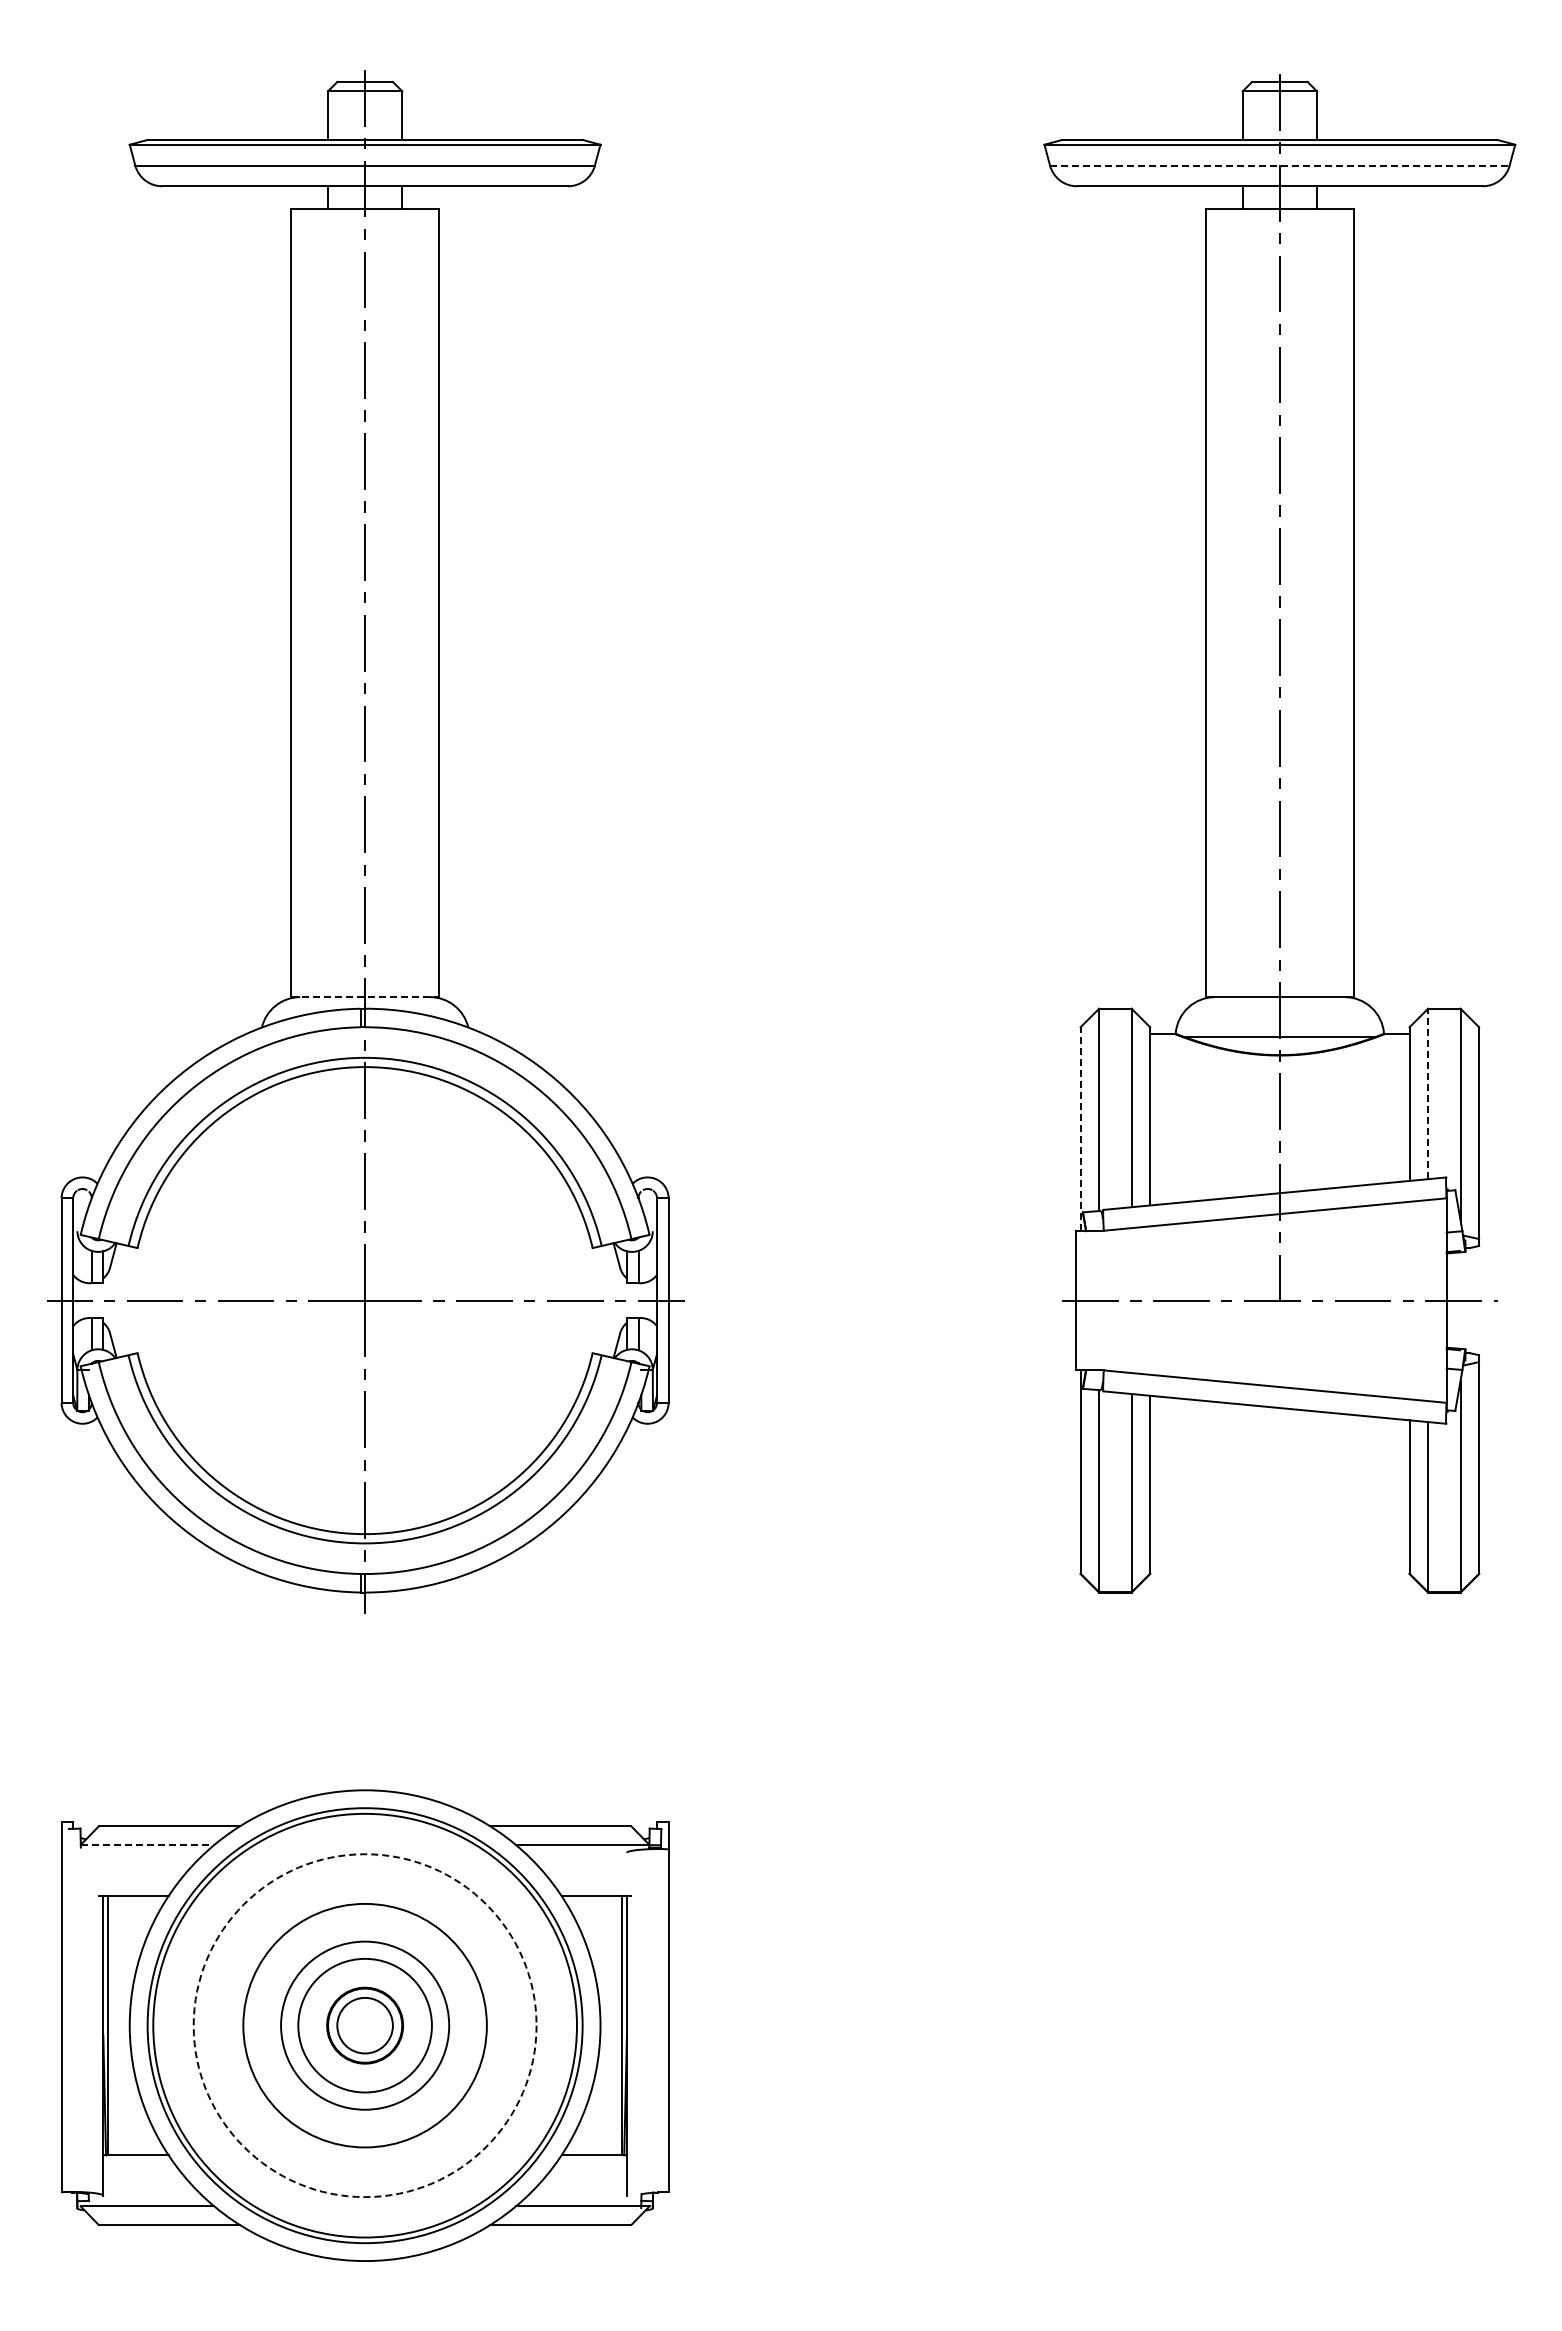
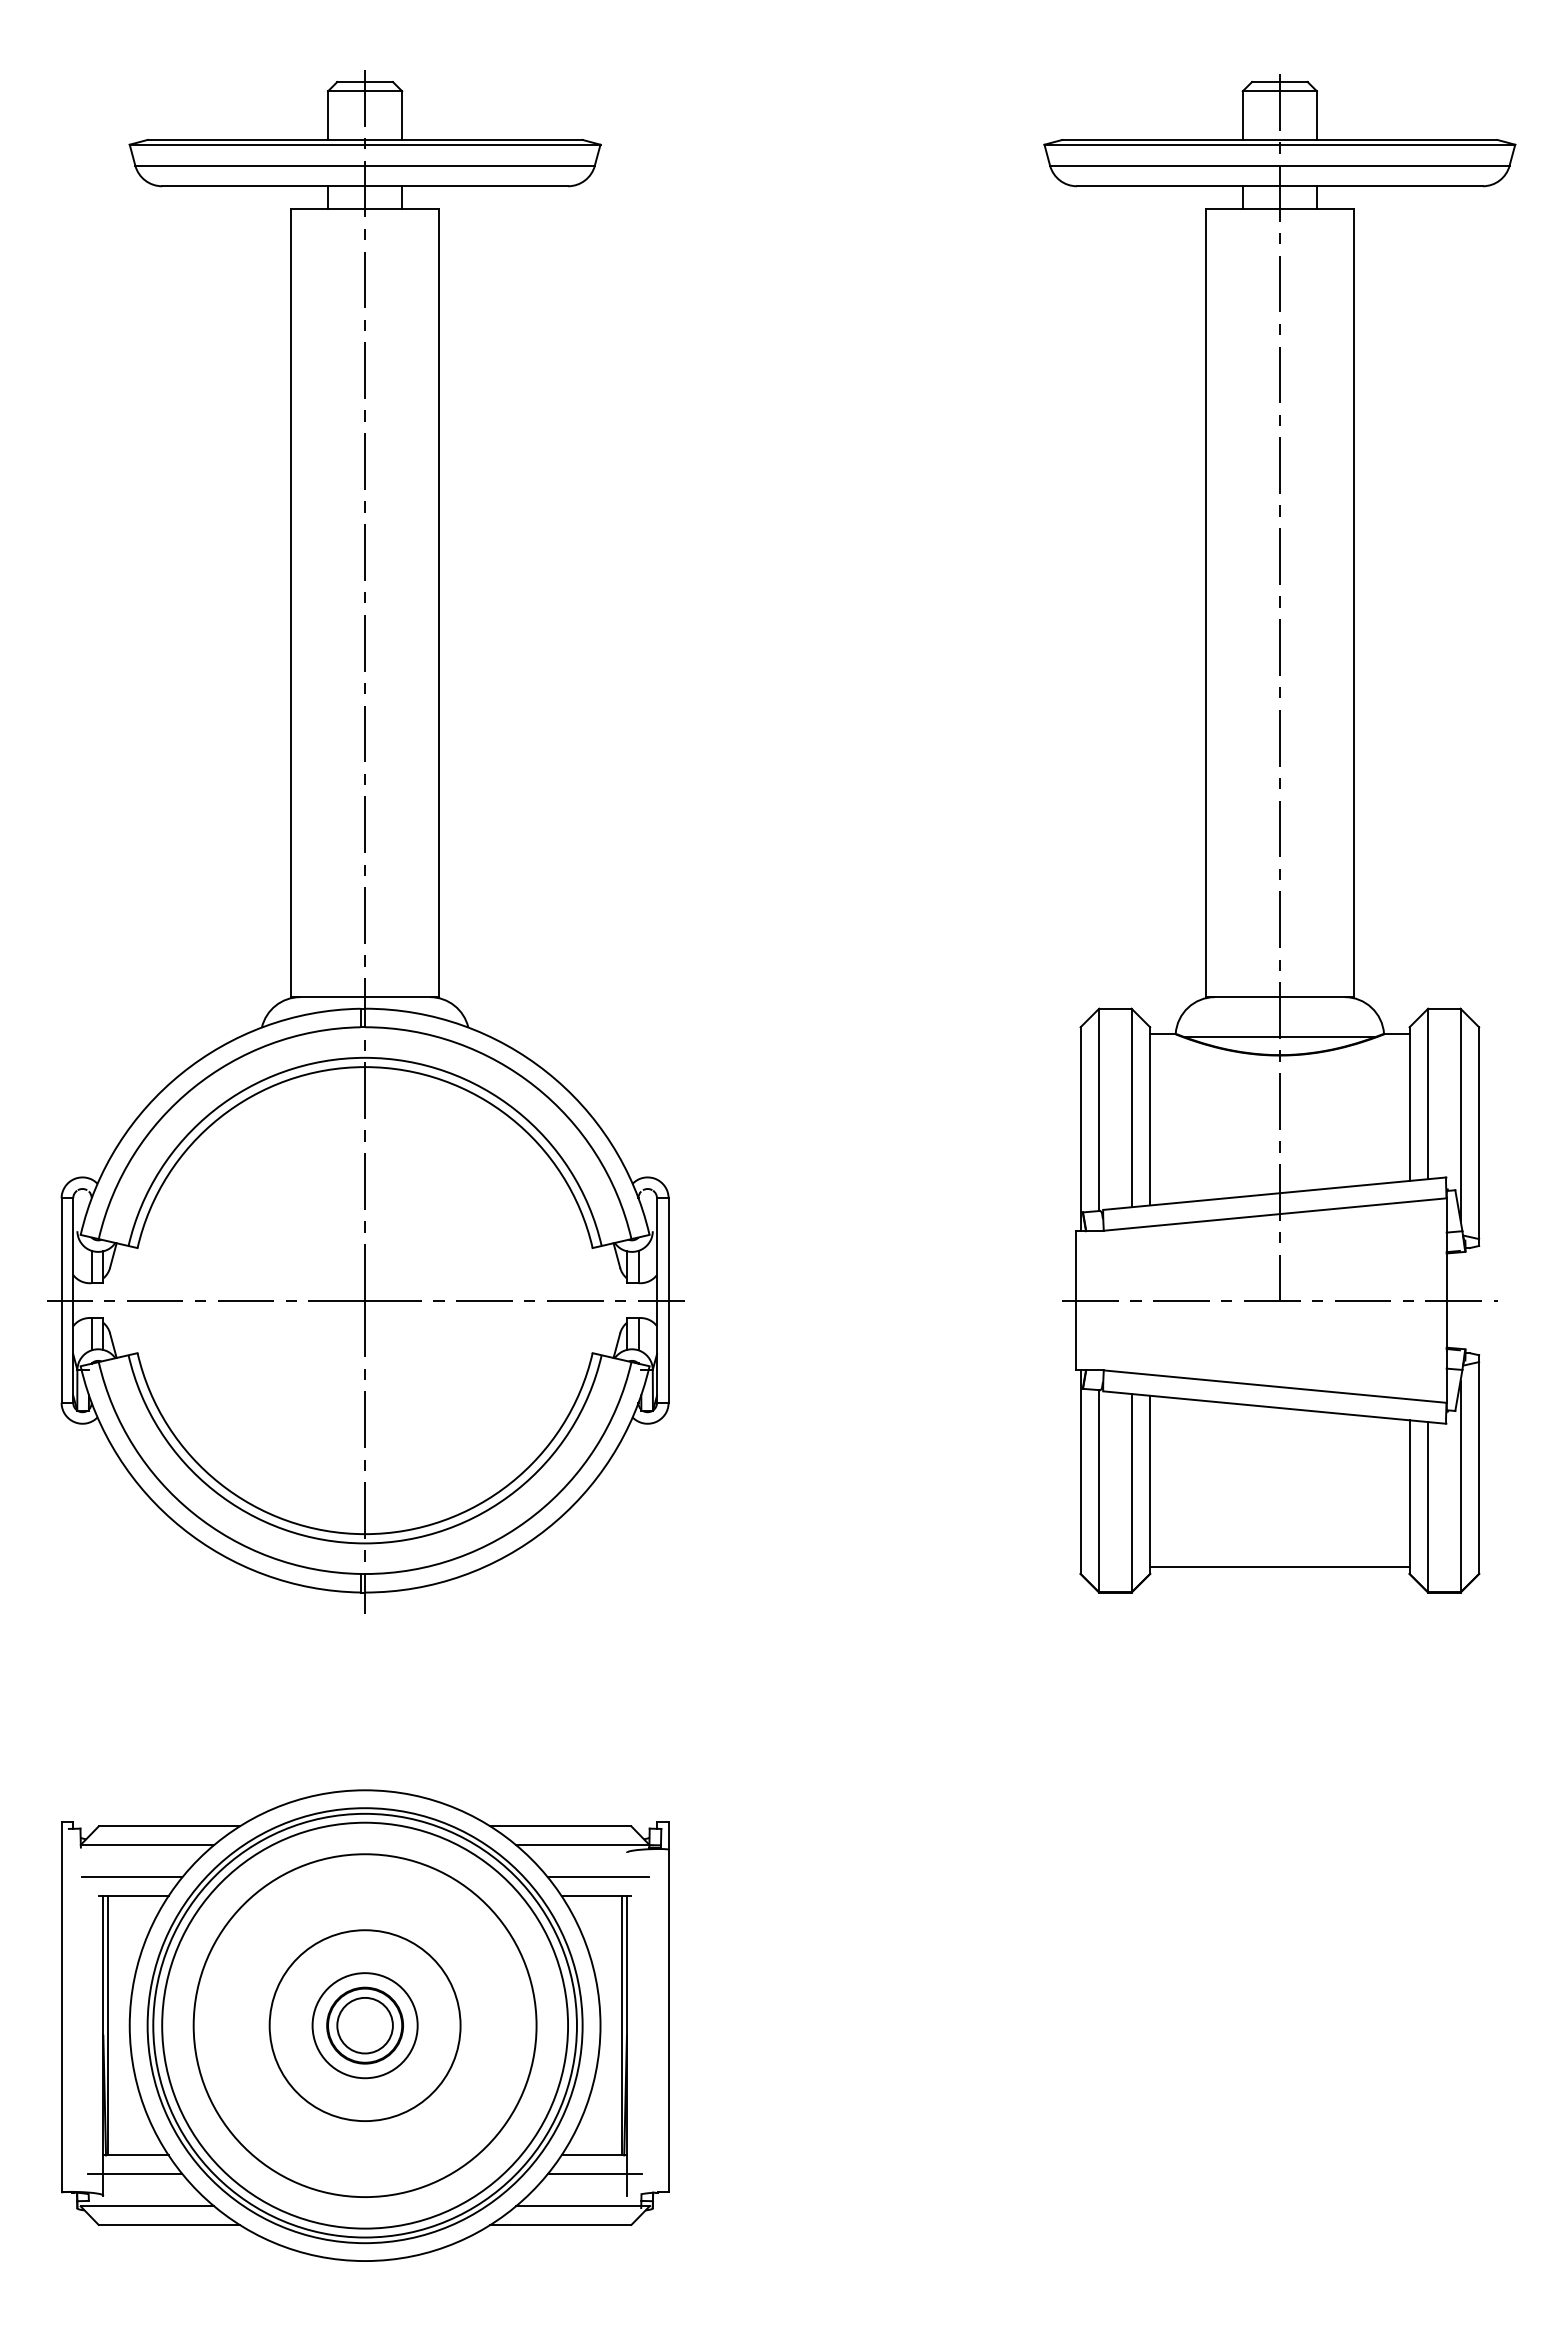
line: dashed -> solid (1279, 165)
line: dashed -> solid (365, 997)
line: dashed -> solid (1428, 1093)
line: dashed -> solid (1080, 1129)
line: none -> present (1279, 1567)
line: dashed -> solid (147, 1844)
line: none -> present (131, 1877)
line: none -> present (597, 1877)
circle diameter: 134 px -> 191 px (364, 2025)
circle diameter: 244 px -> 406 px (365, 2025)
circle: dashed -> solid (364, 2025)
circle diameter: 168 px -> 105 px (364, 2025)
line: none -> present (135, 2173)
line: none -> present (594, 2173)
